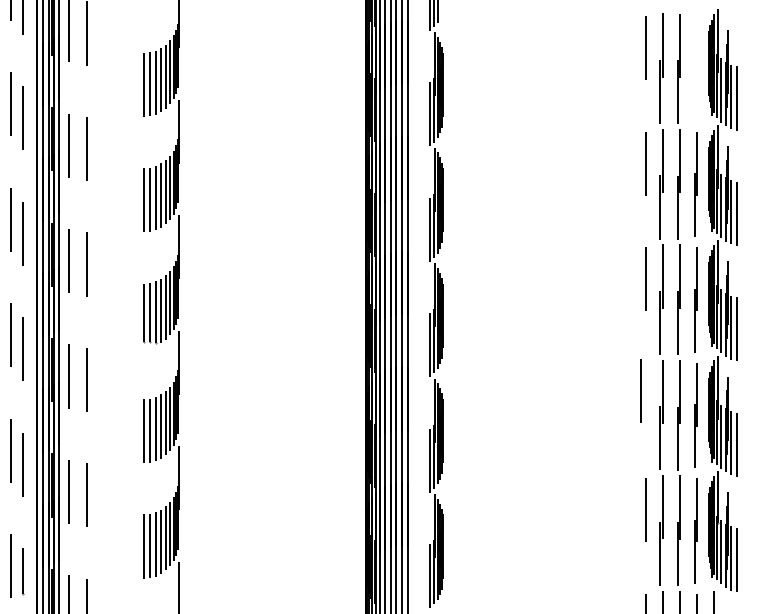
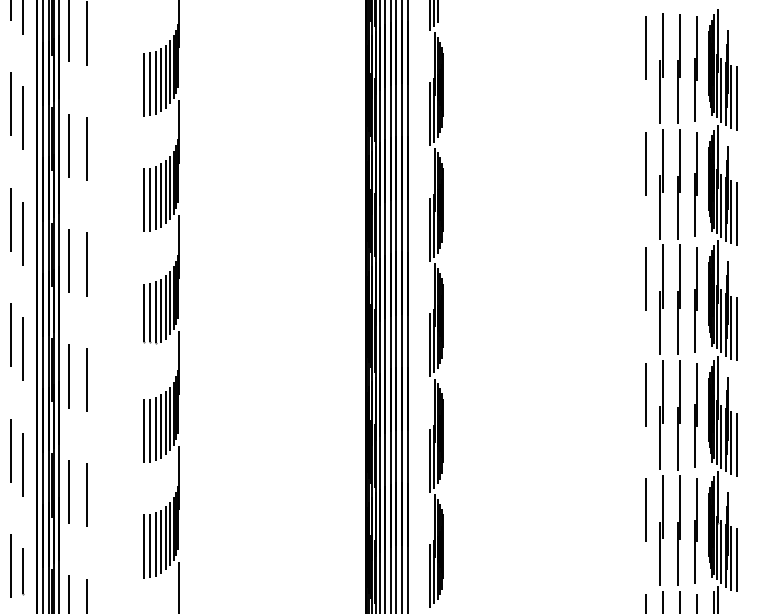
part: none -> present (695, 68)
line position: (640, 390) -> (645, 394) (645, 394)
line: none -> present (717, 598)
